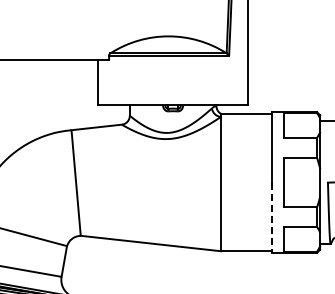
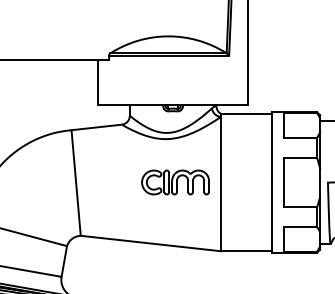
part: none -> present (175, 182)
line: dashed -> solid (271, 218)
